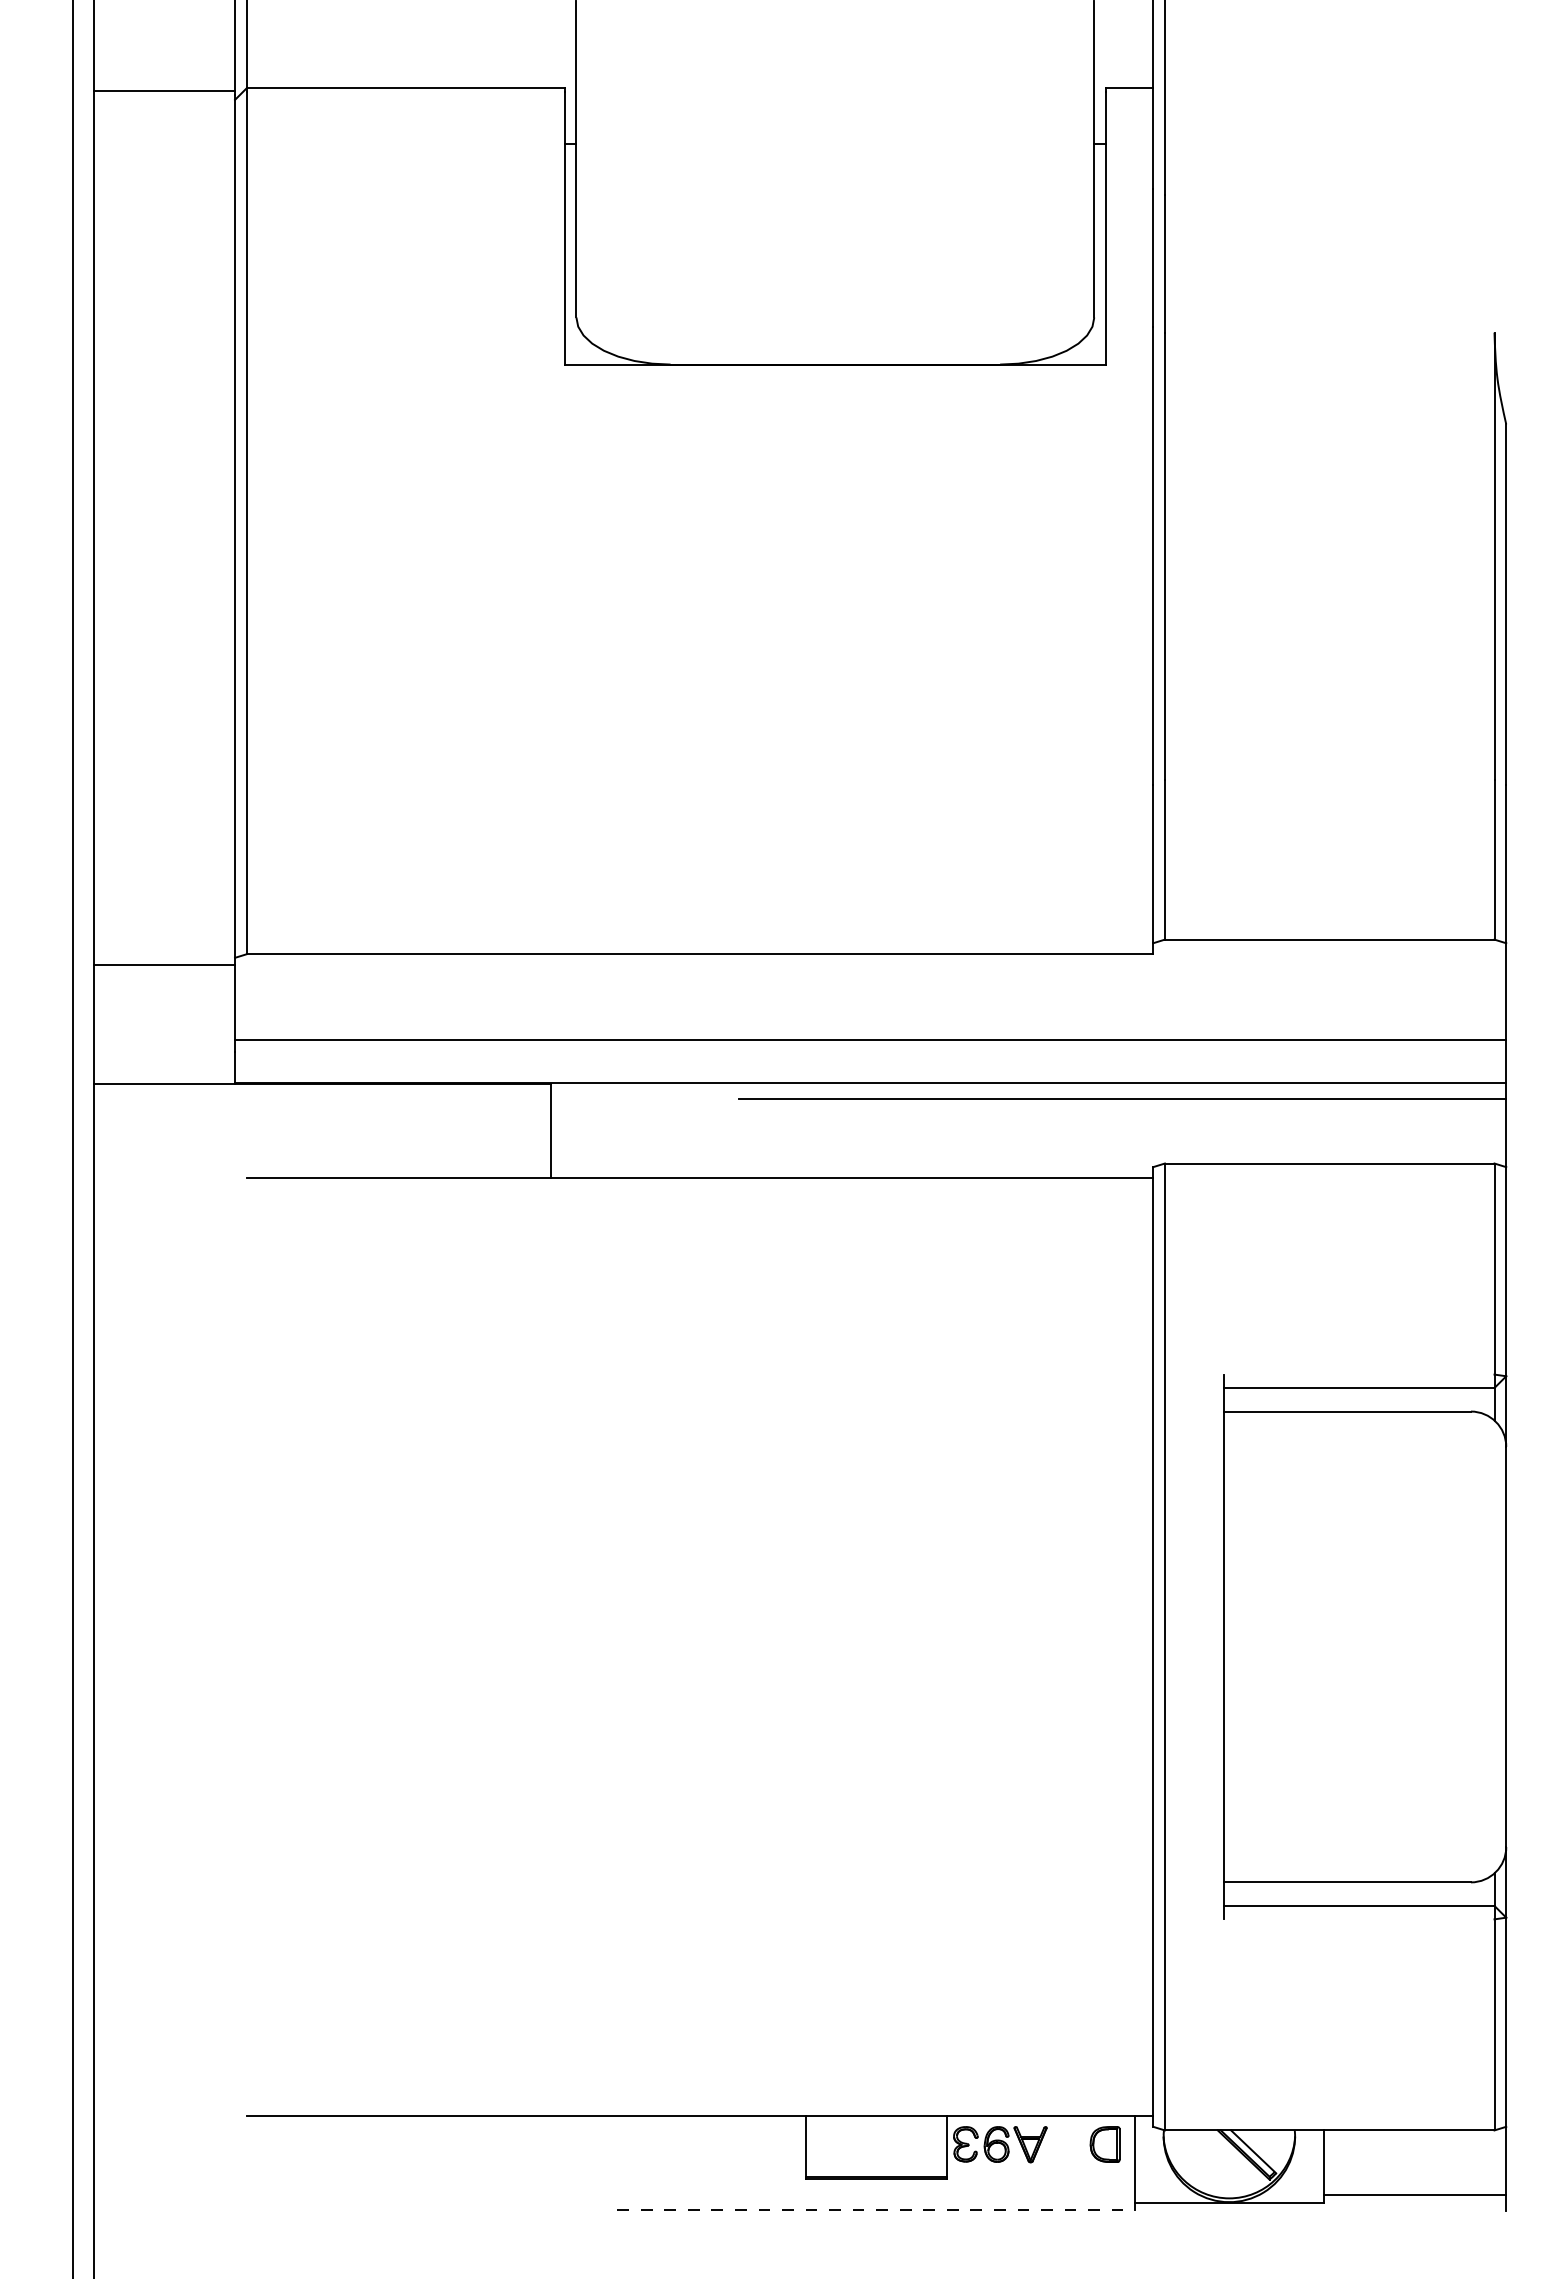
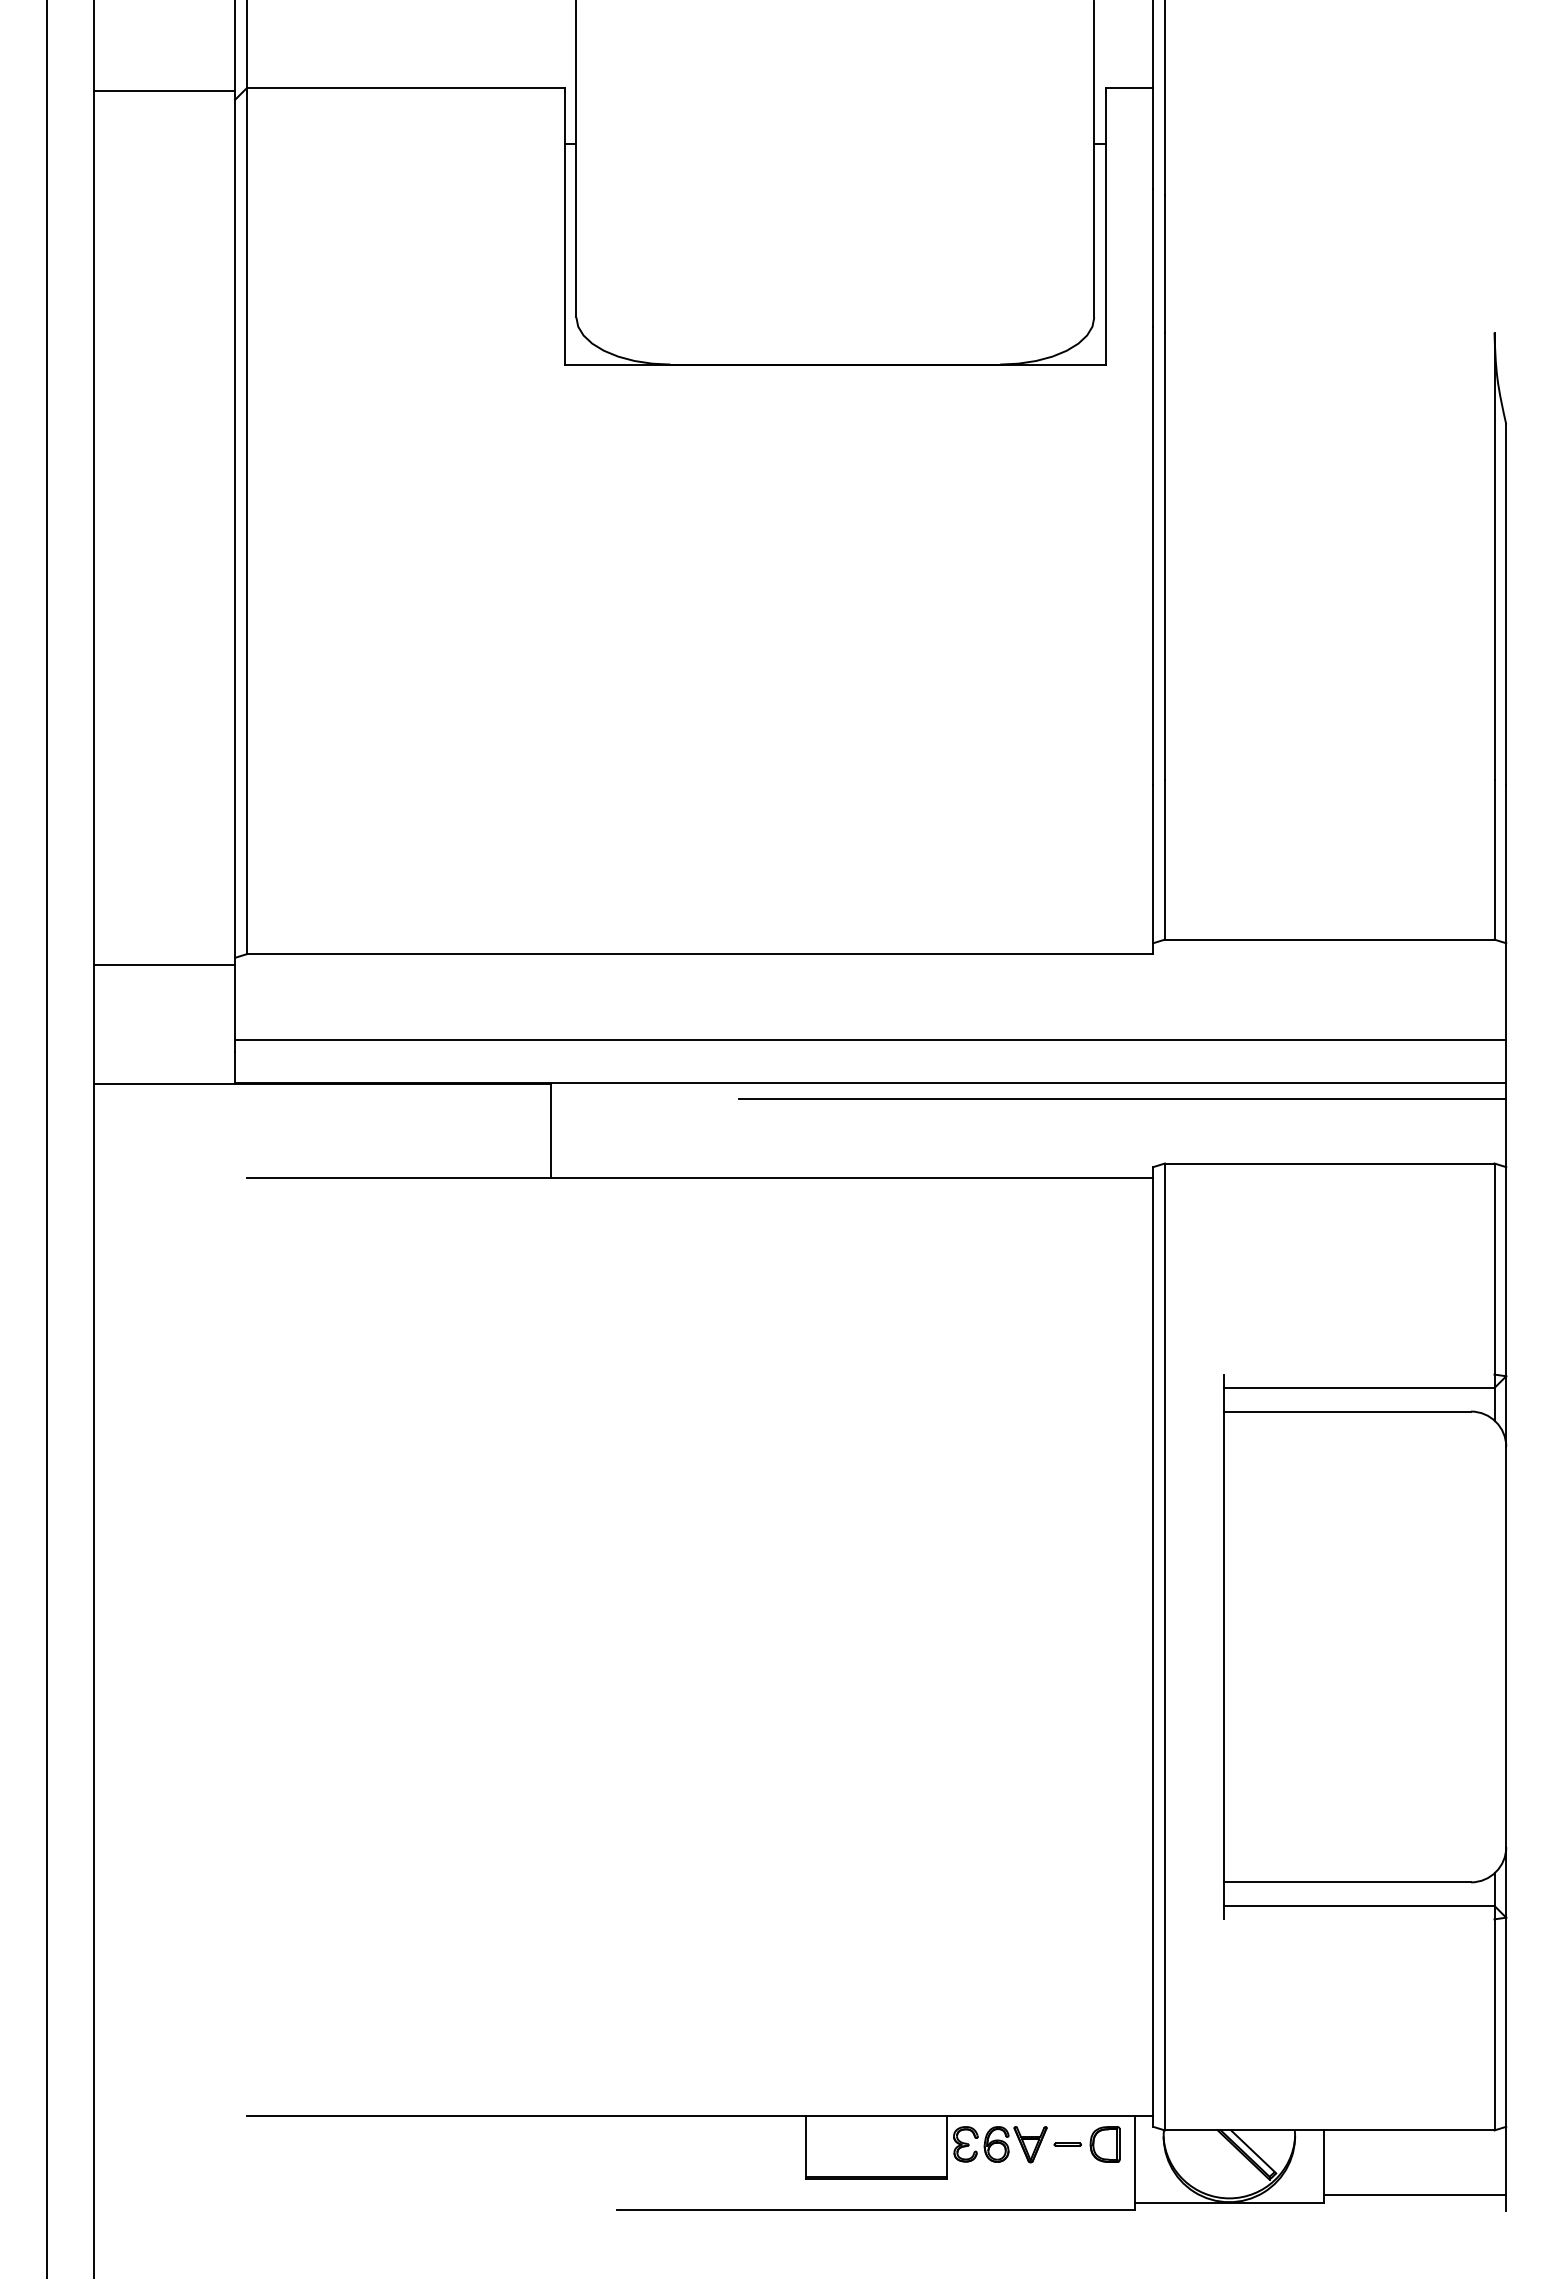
line position: (72, 1138) -> (46, 1138) (46, 1138)
line: none -> present (1067, 2143)
line: dashed -> solid (876, 2210)
